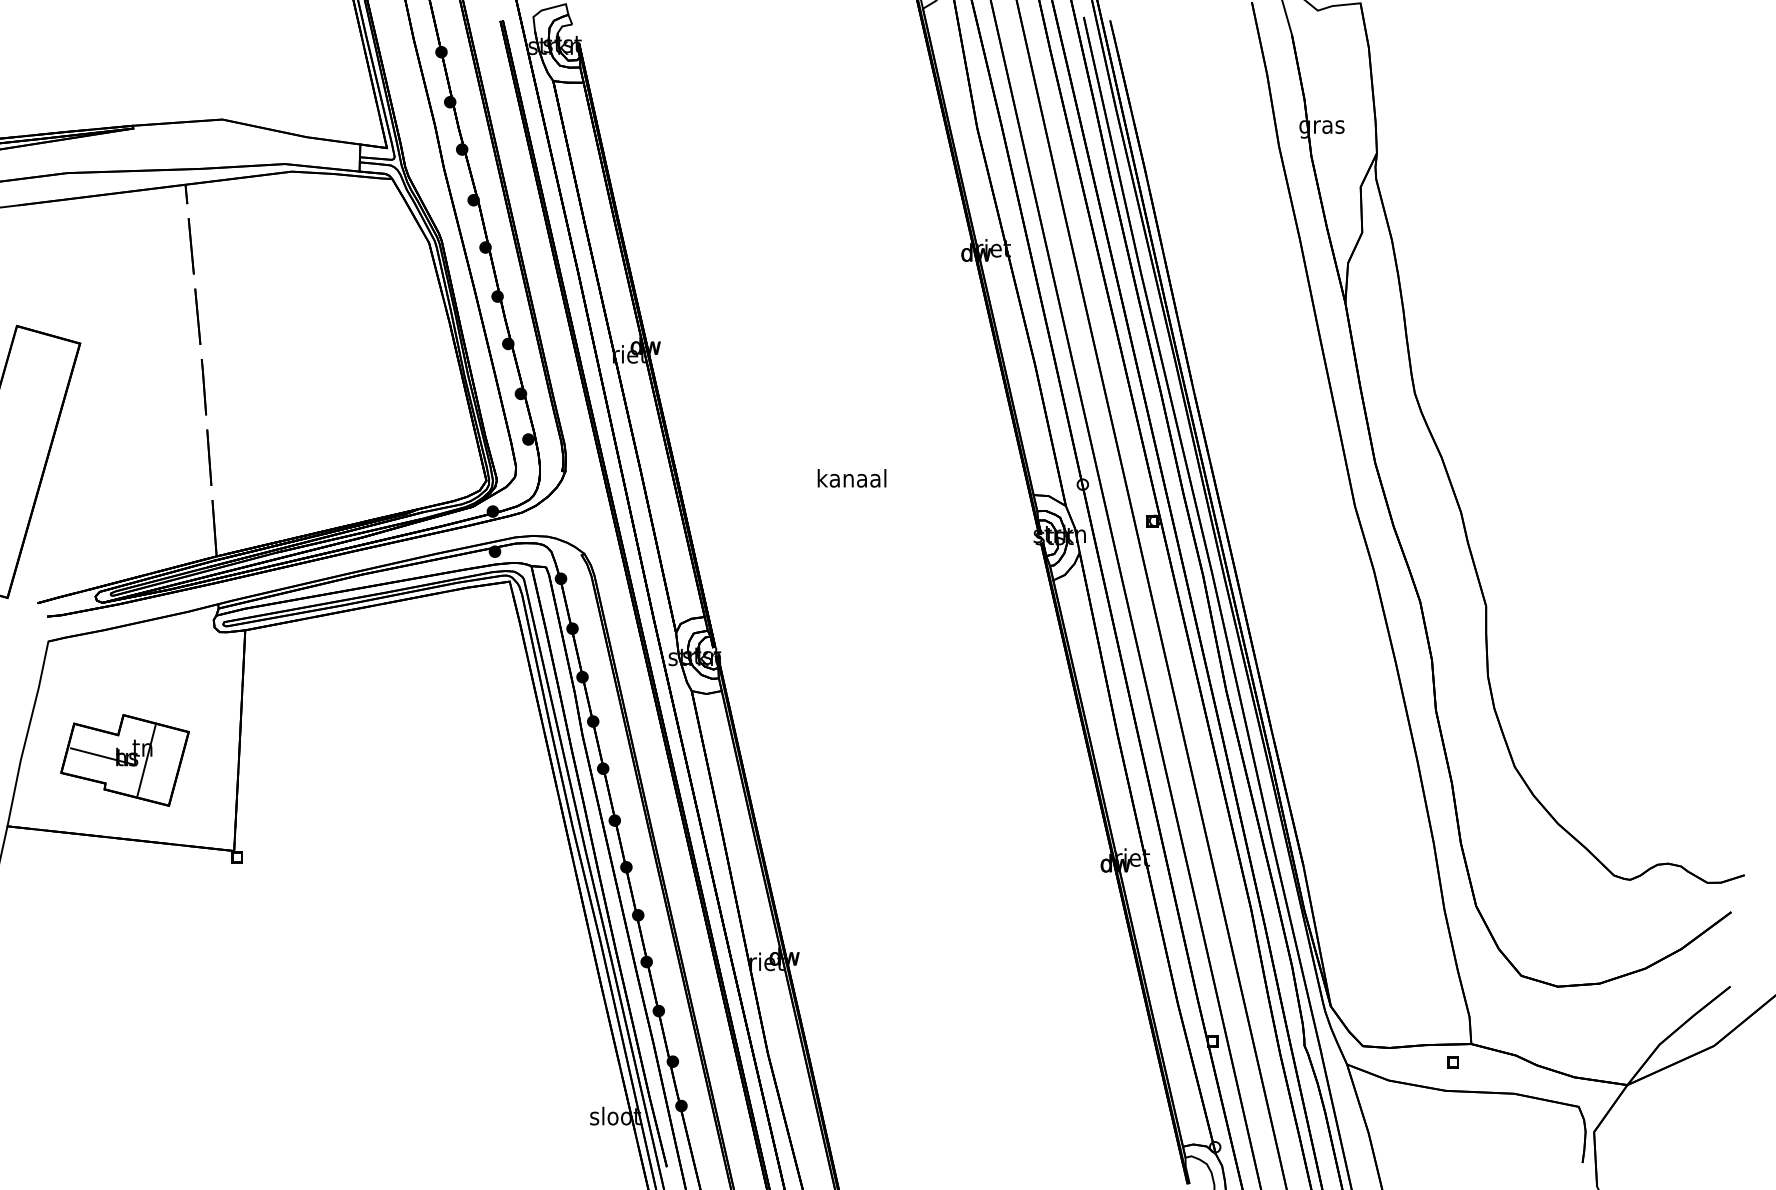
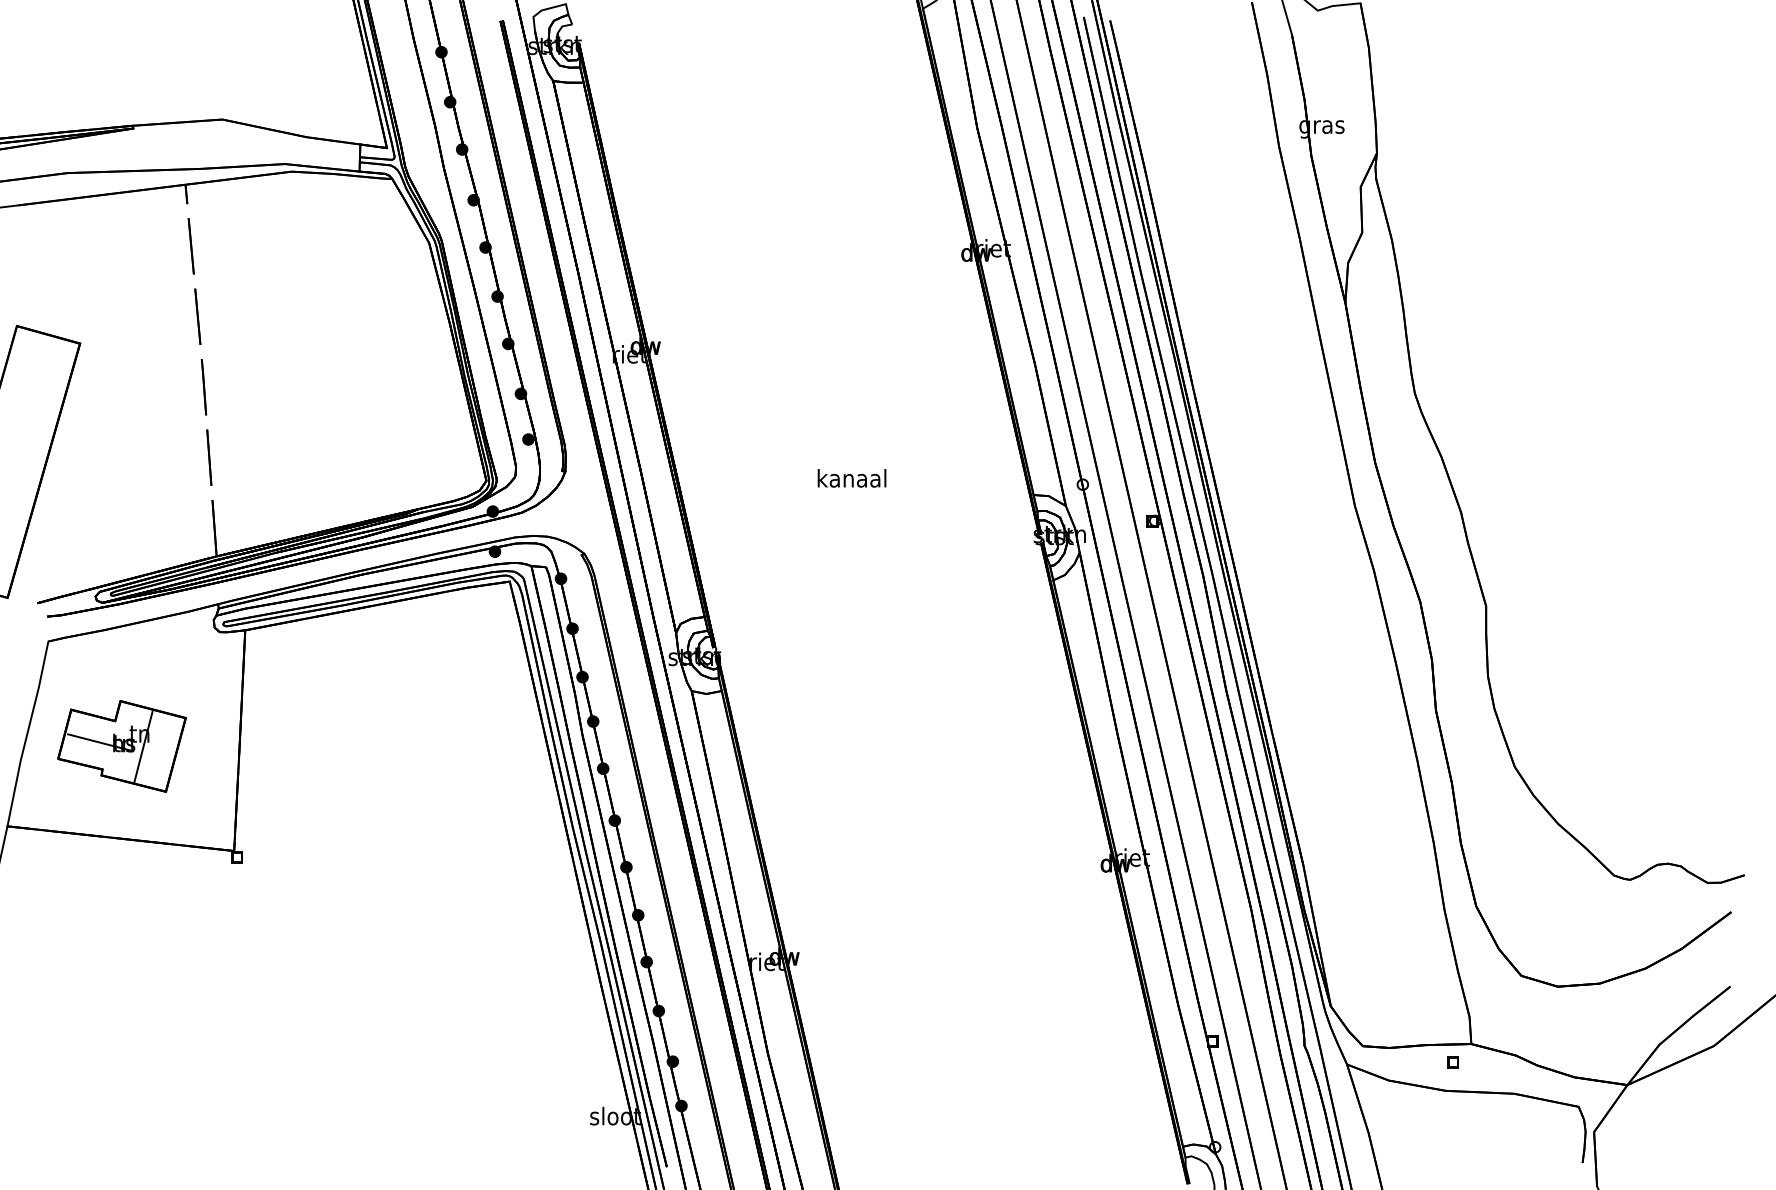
part position: (124, 760) -> (121, 746) (121, 746)
